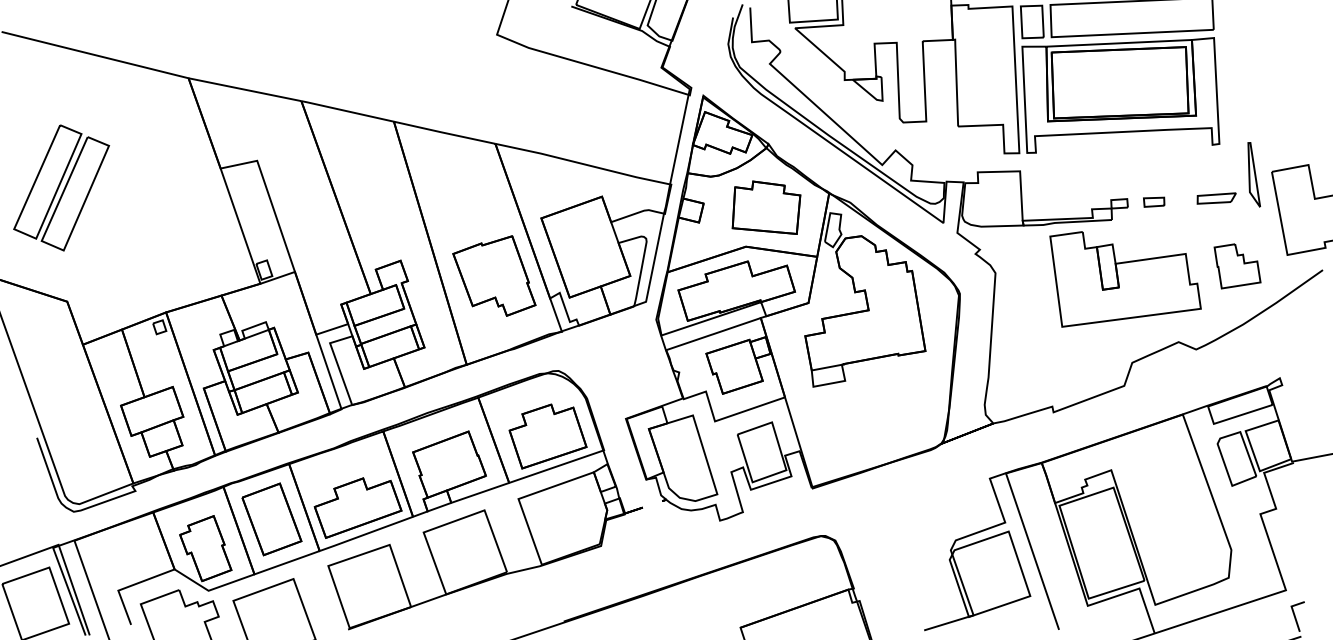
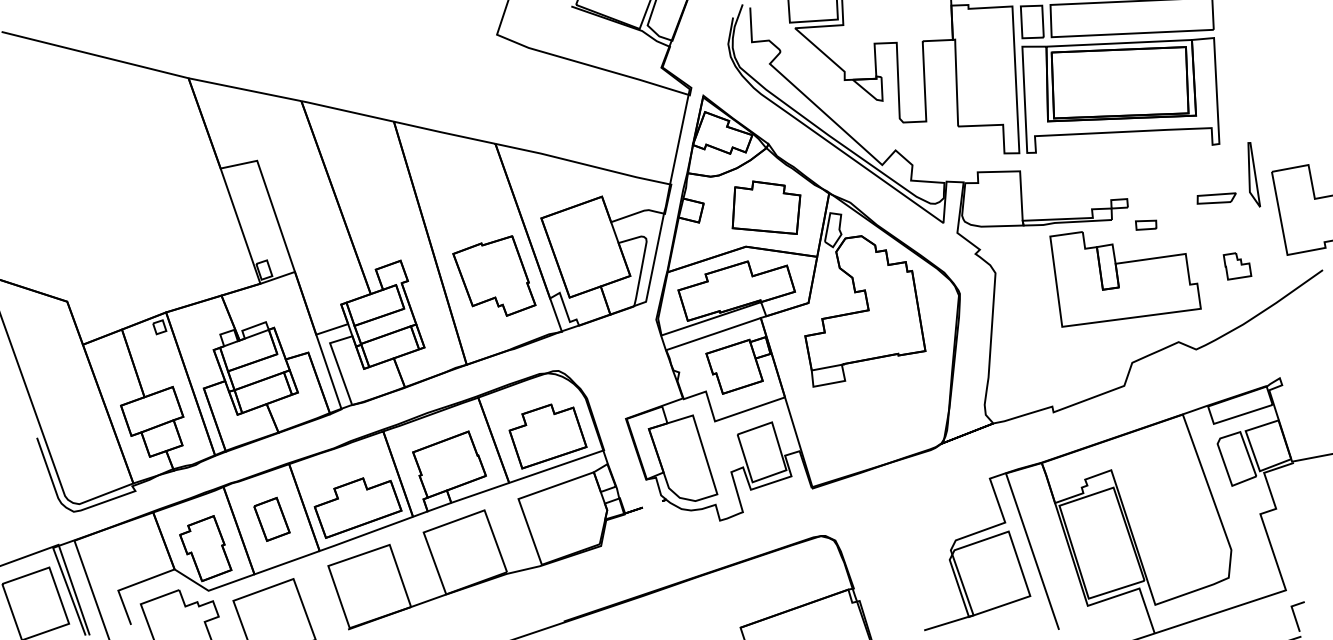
part: present -> none (61, 187)
part position: (1154, 201) -> (1146, 224) (1146, 224)
part size: 49x47 px -> 31x29 px (1237, 266)
part size: 62x75 px -> 38x46 px (271, 518)
